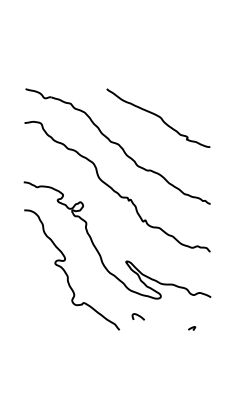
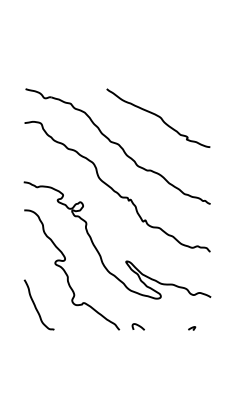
curve: none -> present (36, 306)
curve position: (137, 315) -> (137, 325) (137, 325)
